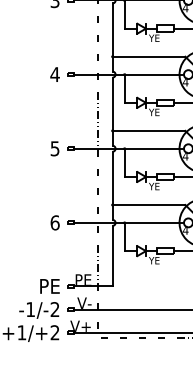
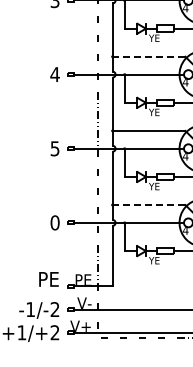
line: solid -> dashed (148, 56)
line: solid -> dashed (148, 205)
text: 6 -> 0 (54, 222)
text position: (49, 286) -> (48, 279) (48, 279)
